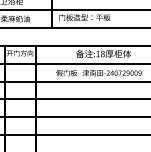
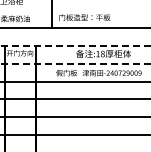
line: present -> none (74, 10)
line: solid -> dashed (75, 45)
line: solid -> dashed (75, 63)
